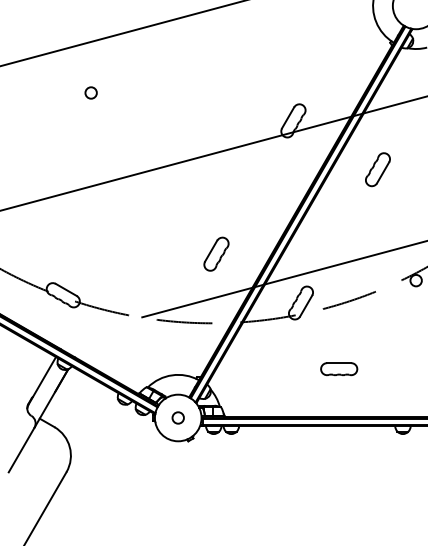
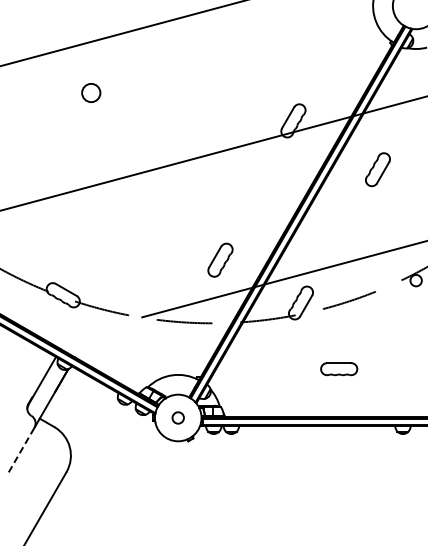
circle size: 14x14 px -> 21x20 px (91, 92)
part position: (216, 253) -> (220, 259) (220, 259)
line: solid -> dashed (21, 450)
